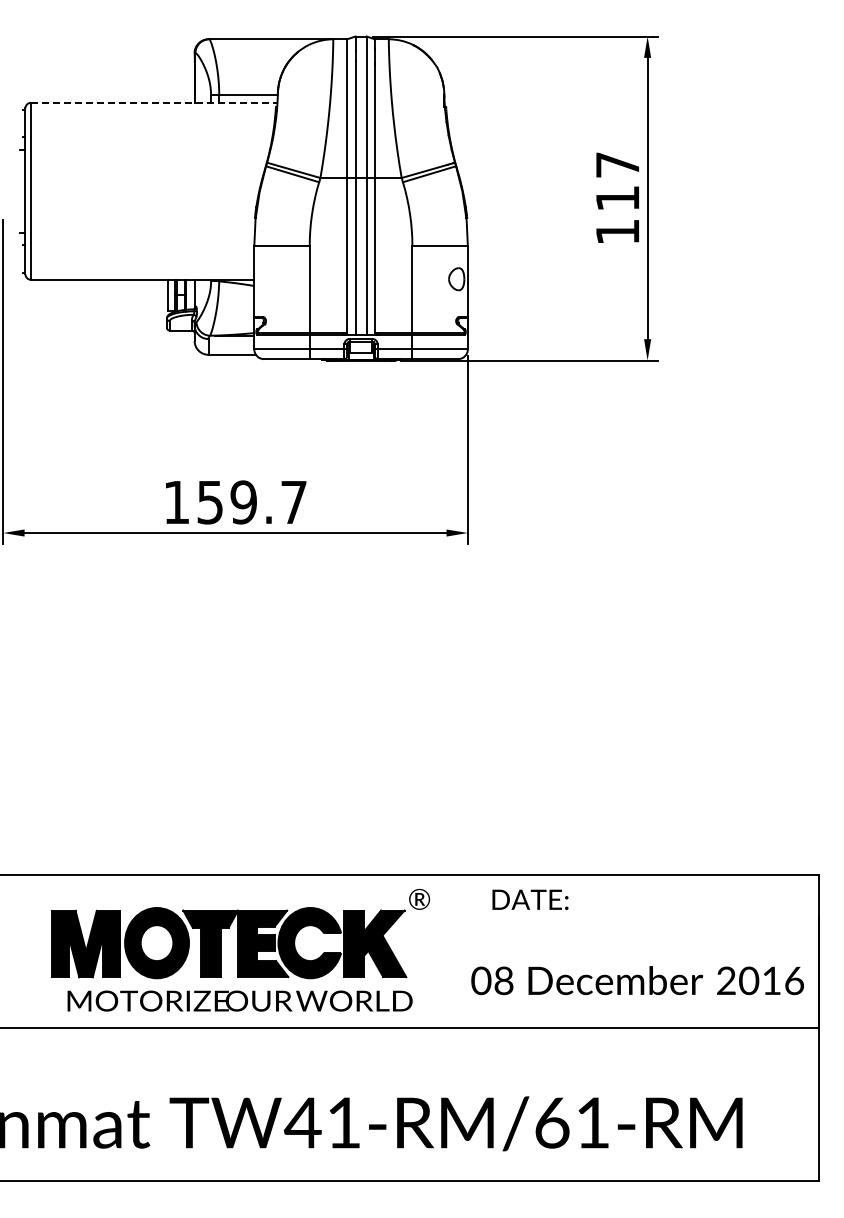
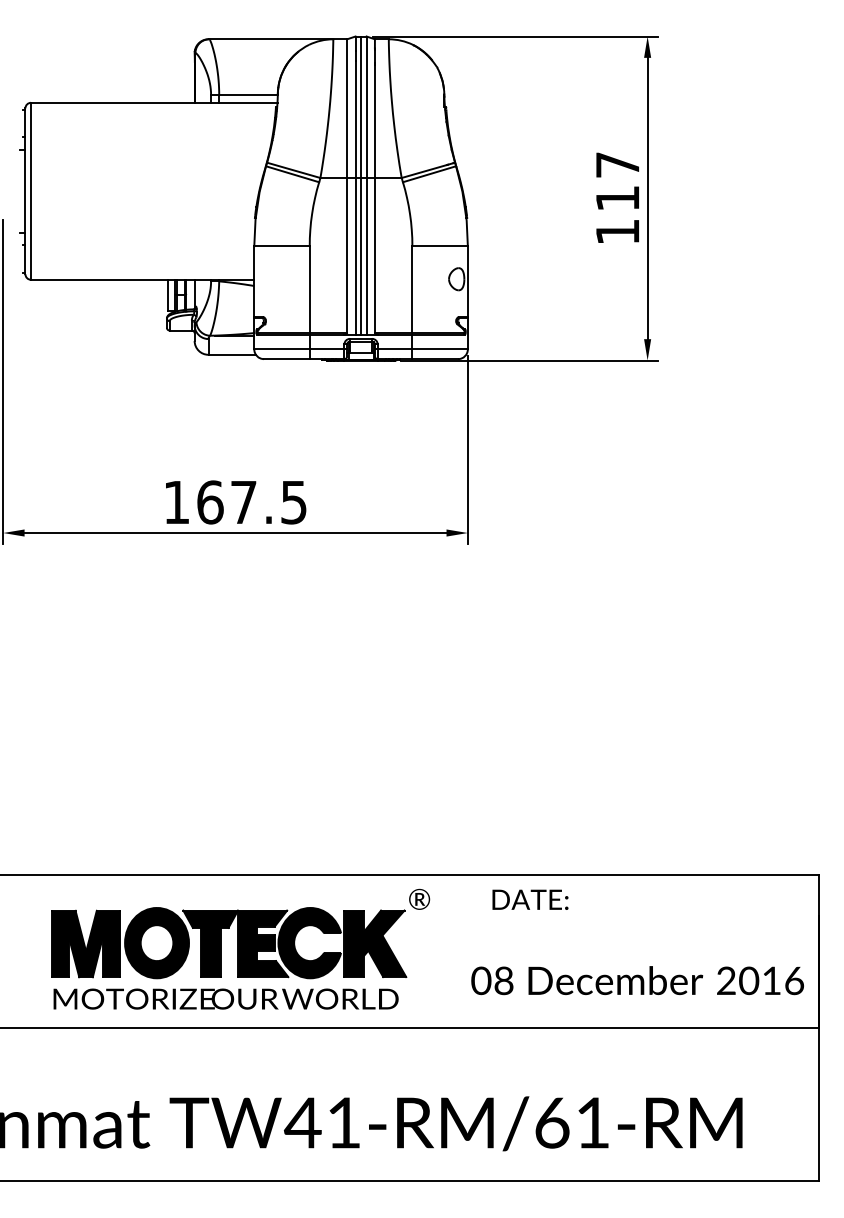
line: dashed -> solid (154, 102)
line: none -> present (361, 185)
text: 159.7 -> 167.5 (251, 502)
text position: (239, 1000) -> (225, 998) (225, 998)
